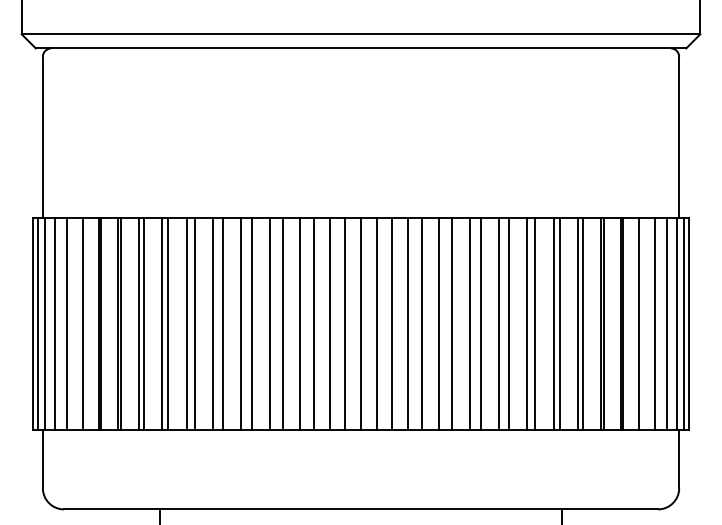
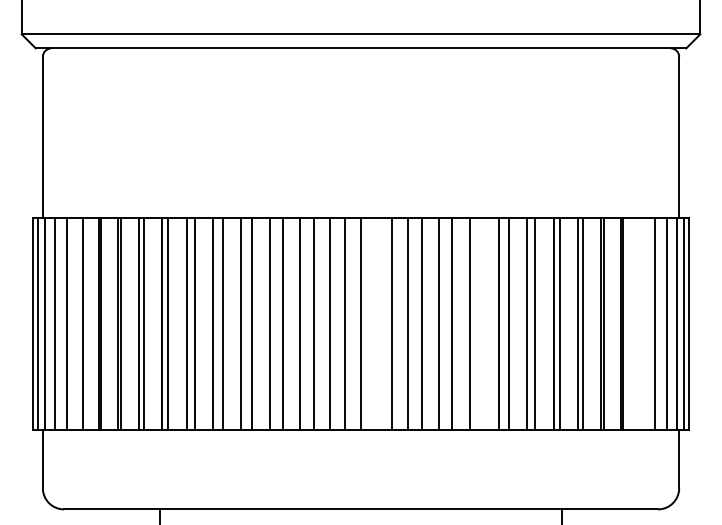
line: present -> none (376, 324)
line: present -> none (481, 324)
line: present -> none (639, 324)
